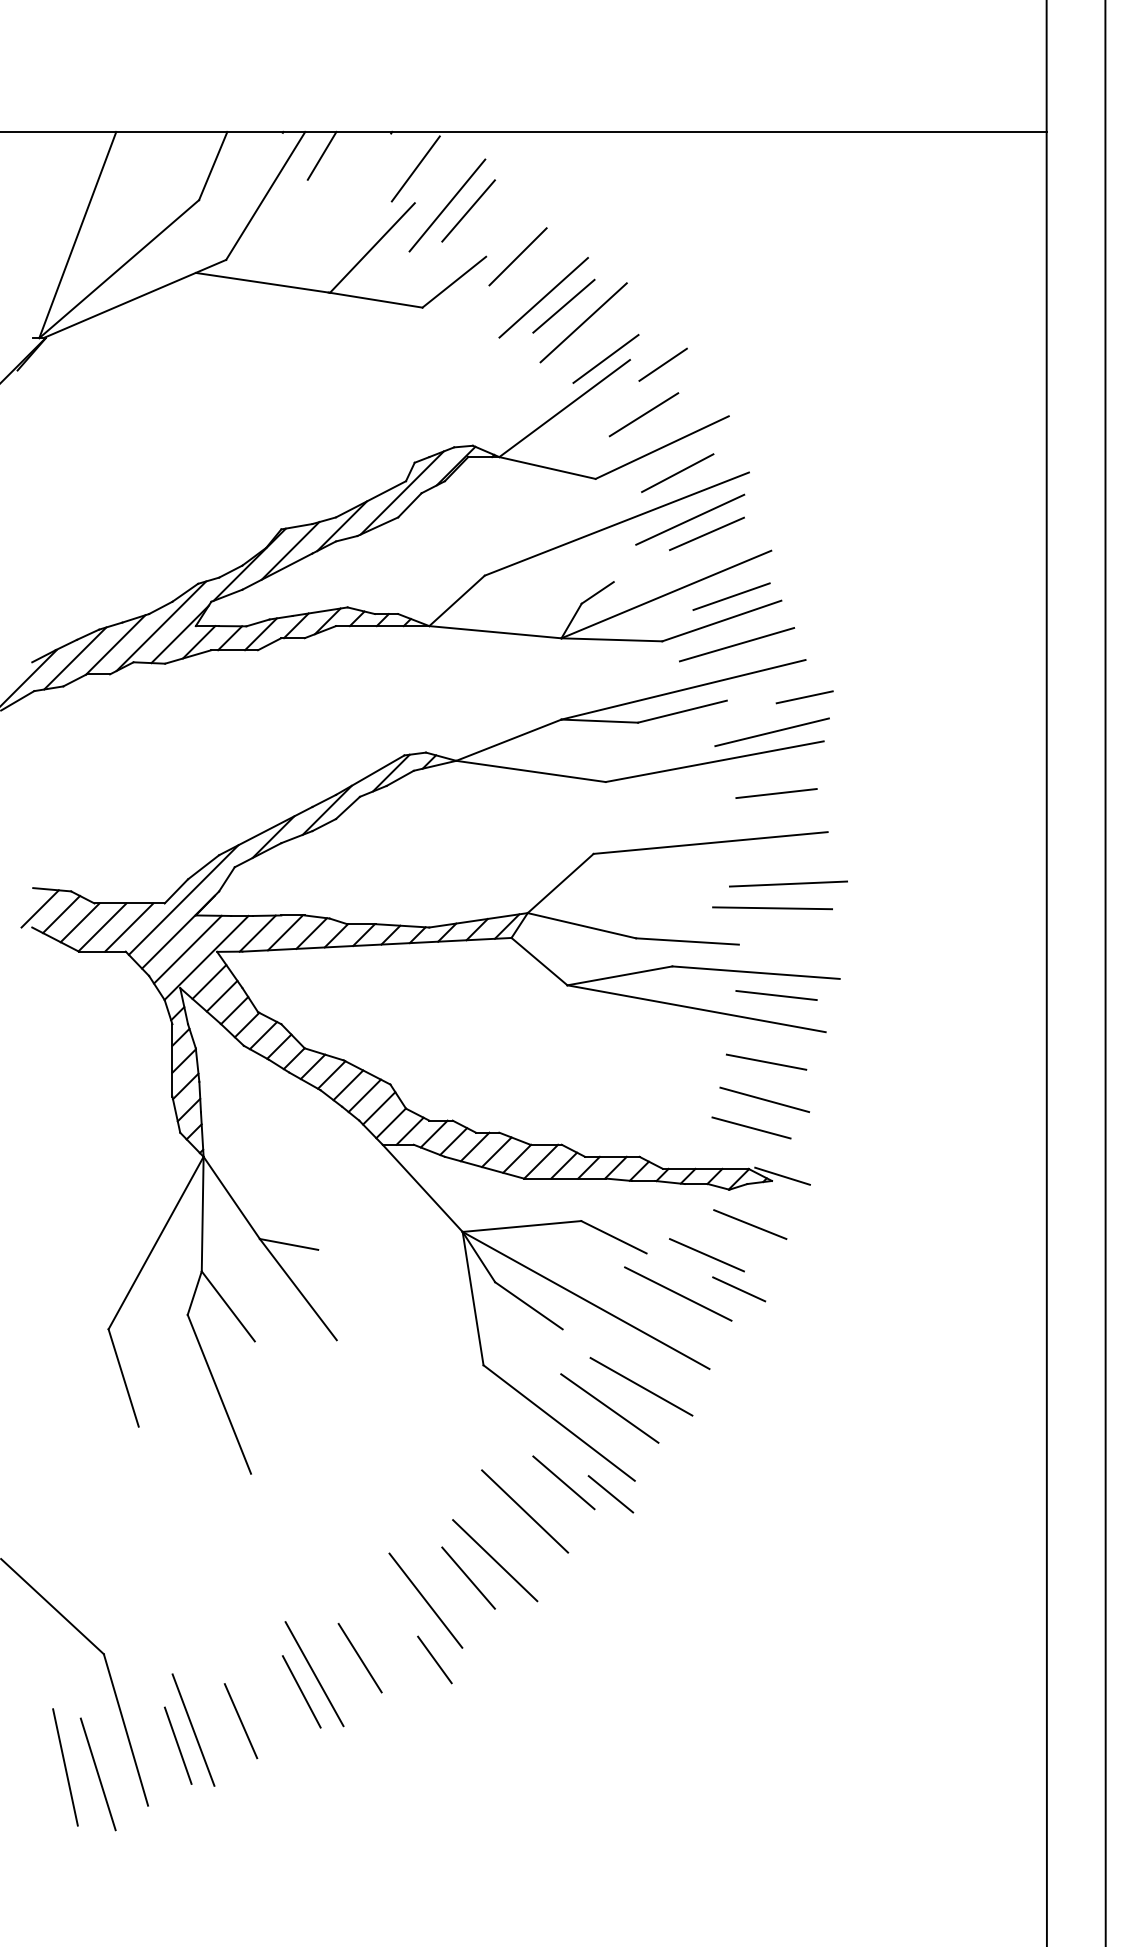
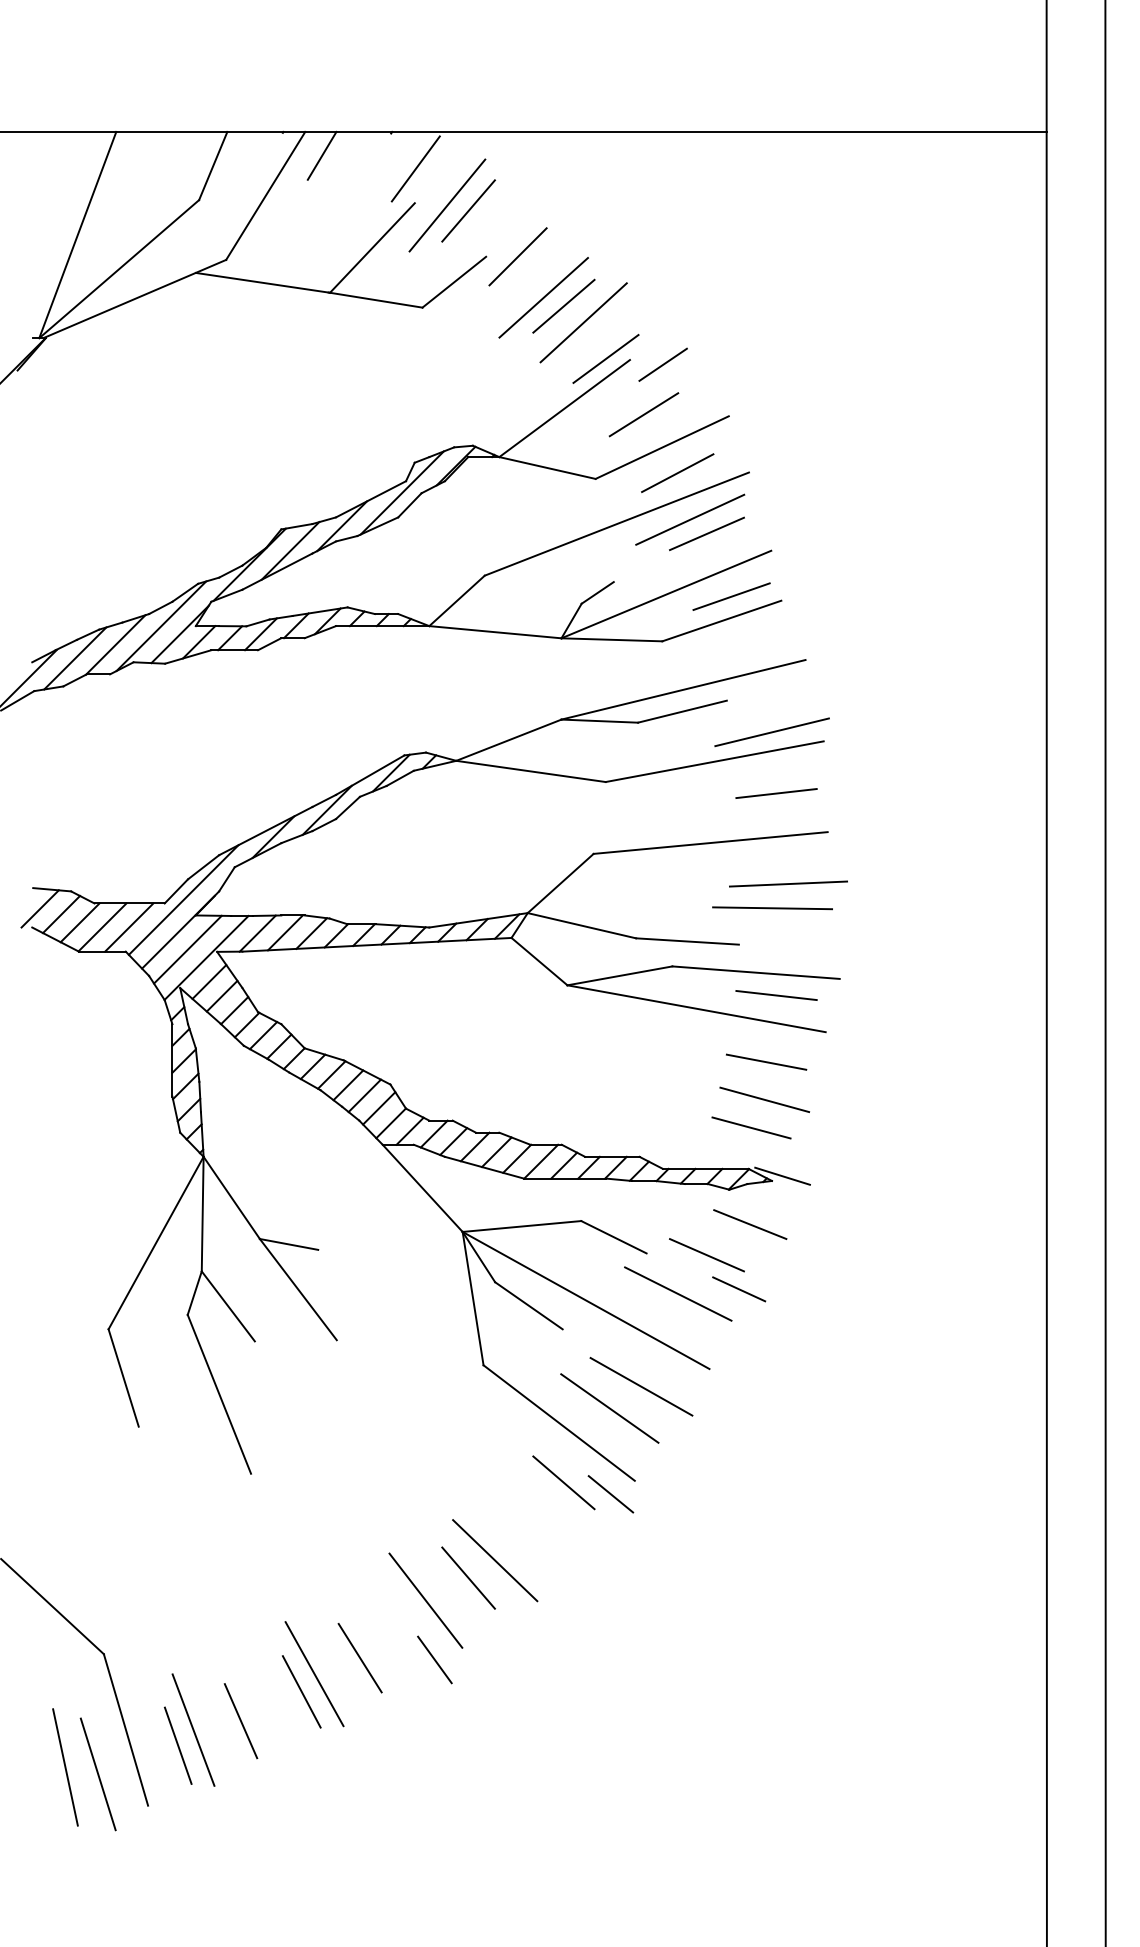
line: present -> none (737, 644)
line: present -> none (804, 697)
line: present -> none (525, 1511)
